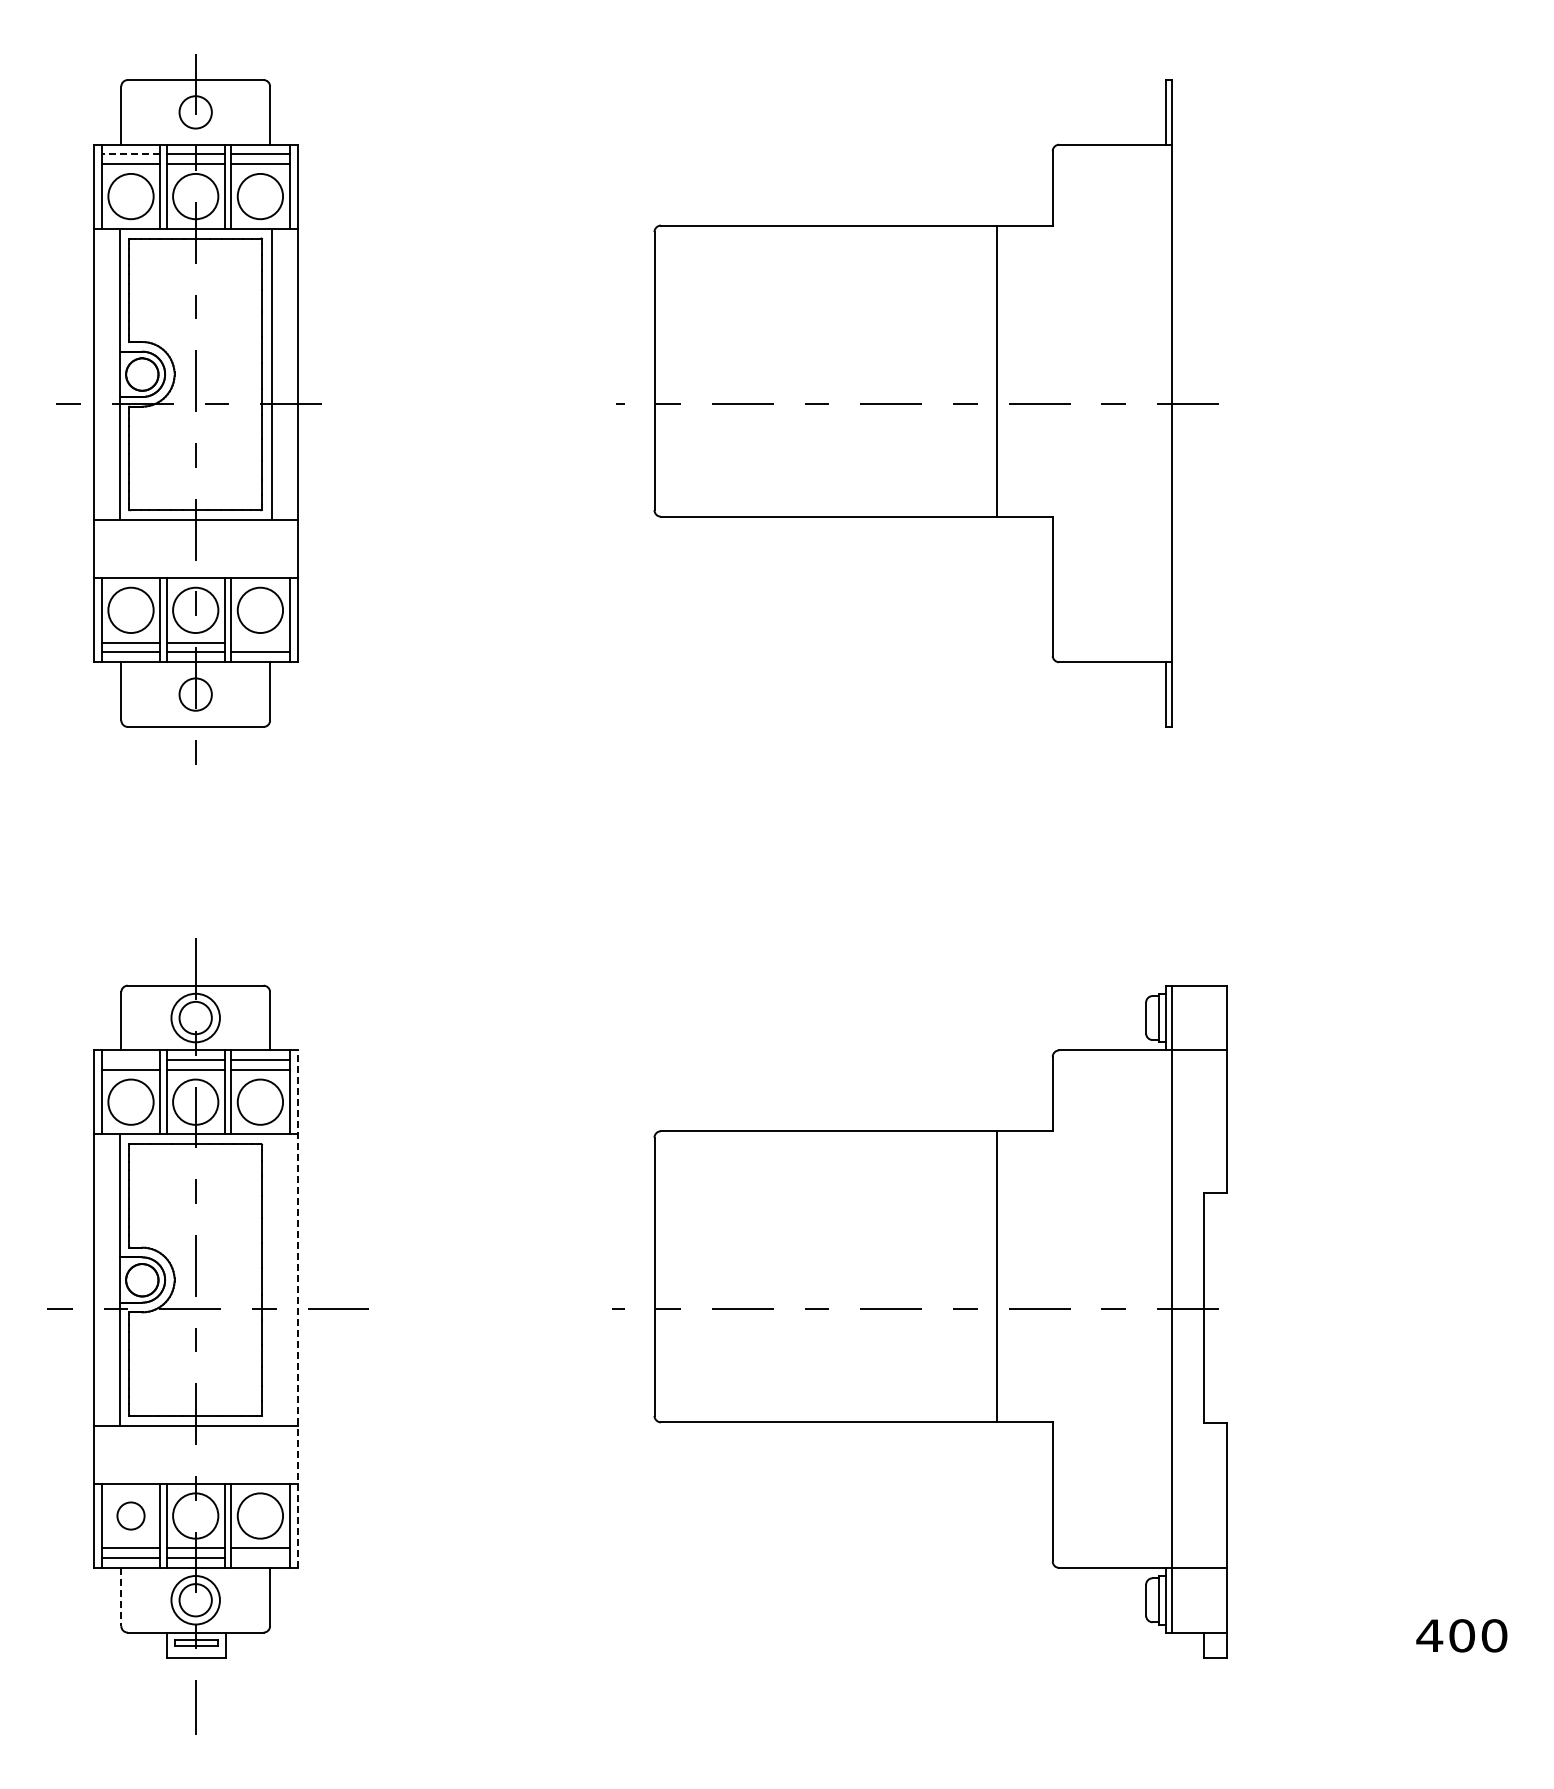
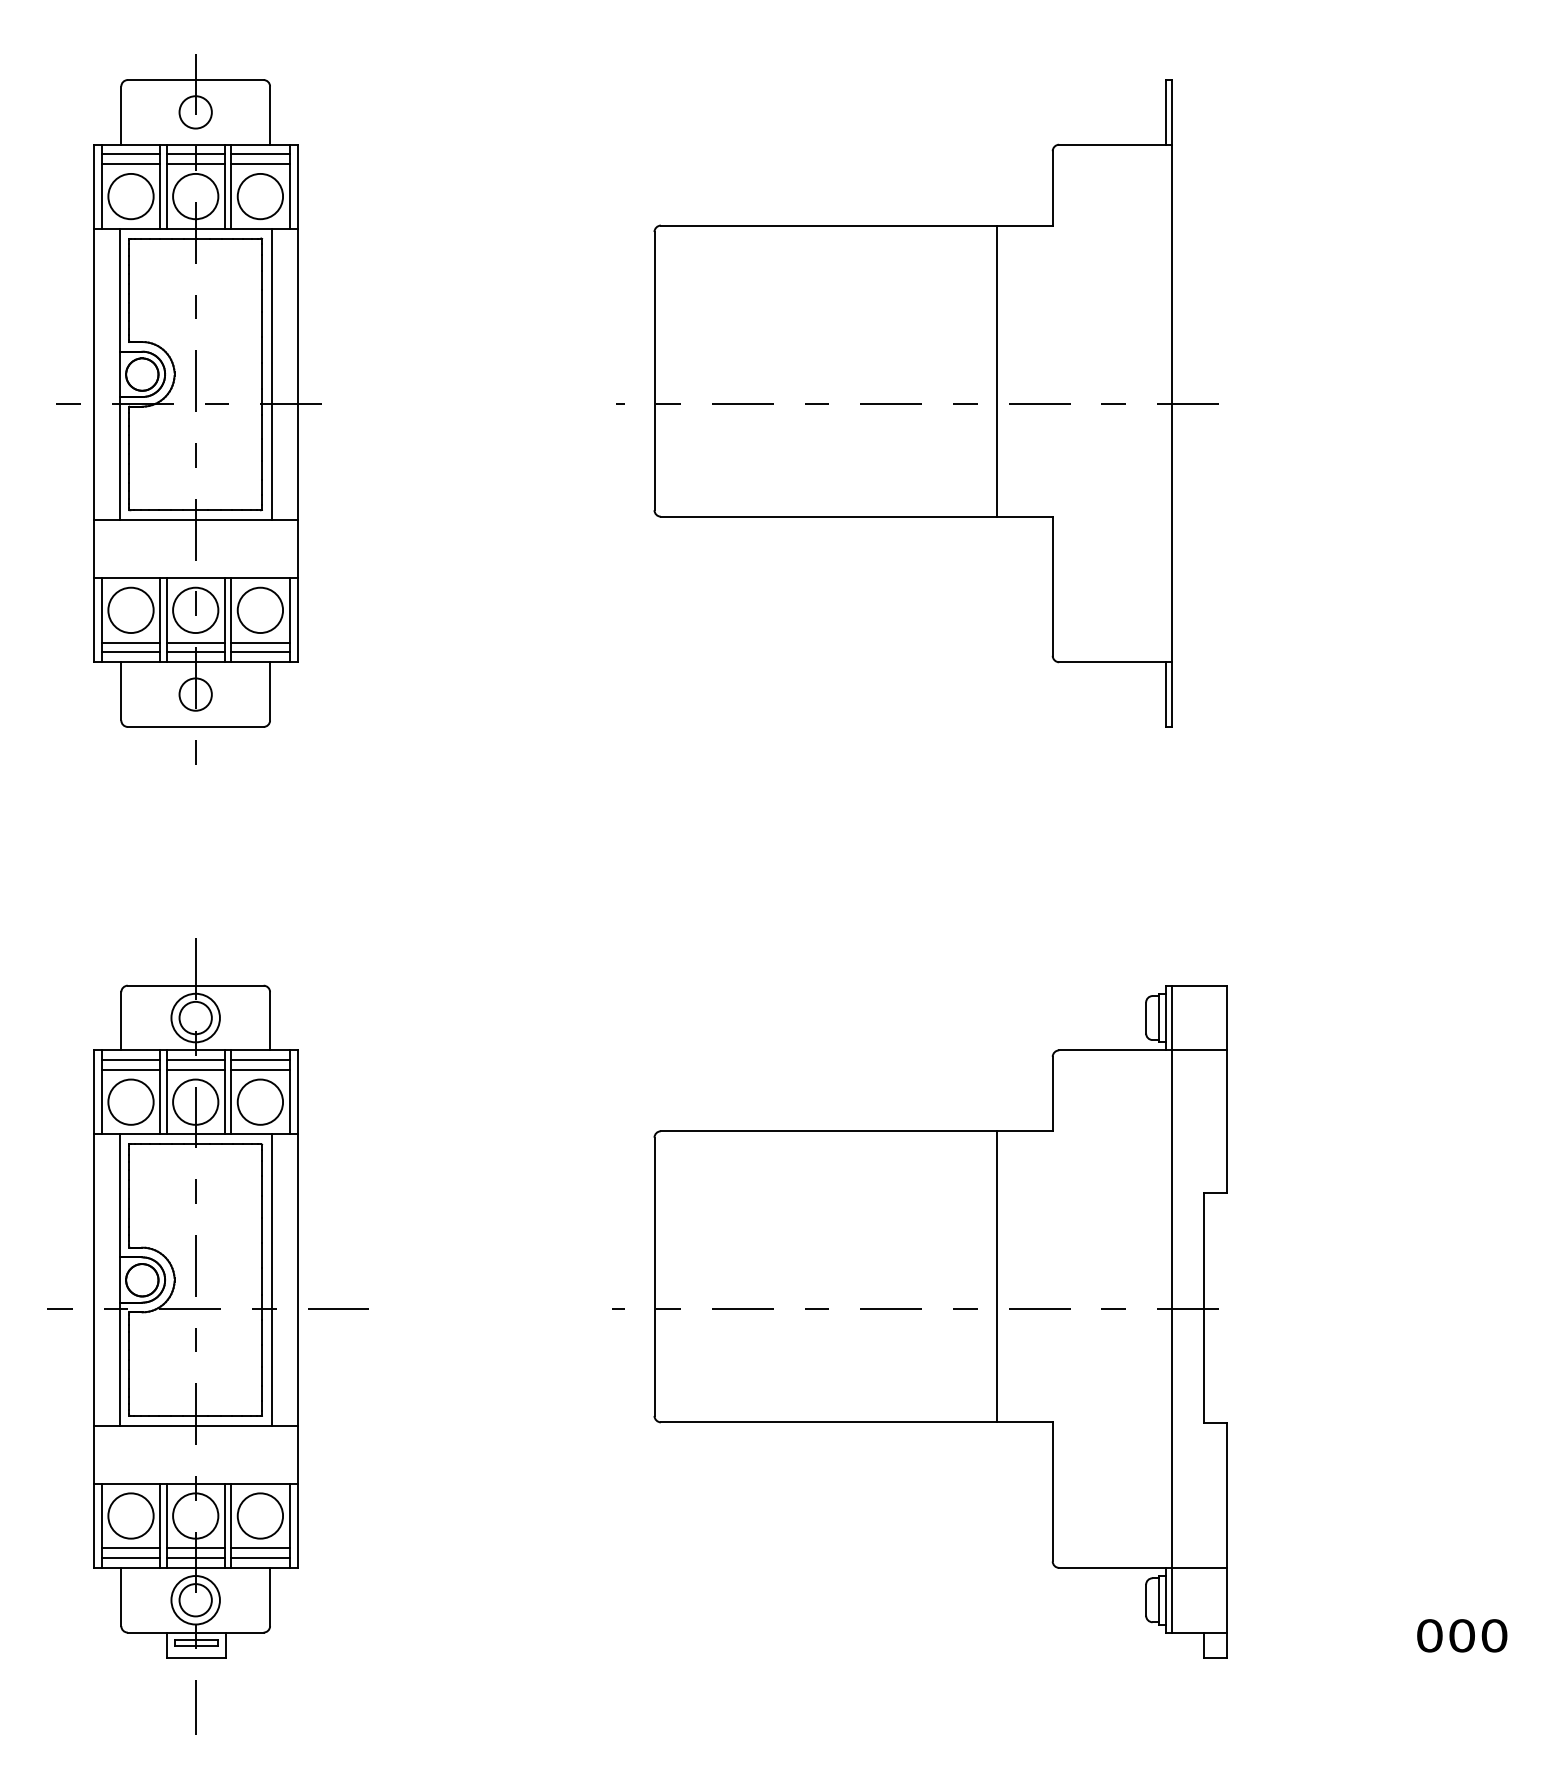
line: dashed -> solid (130, 154)
line: none -> present (260, 642)
line: none -> present (131, 1060)
line: none -> present (271, 1279)
line: dashed -> solid (297, 1309)
circle diameter: 27 px -> 45 px (130, 1515)
line: none -> present (260, 1558)
line: dashed -> solid (121, 1597)
text: 400 -> 000 (1429, 1635)
